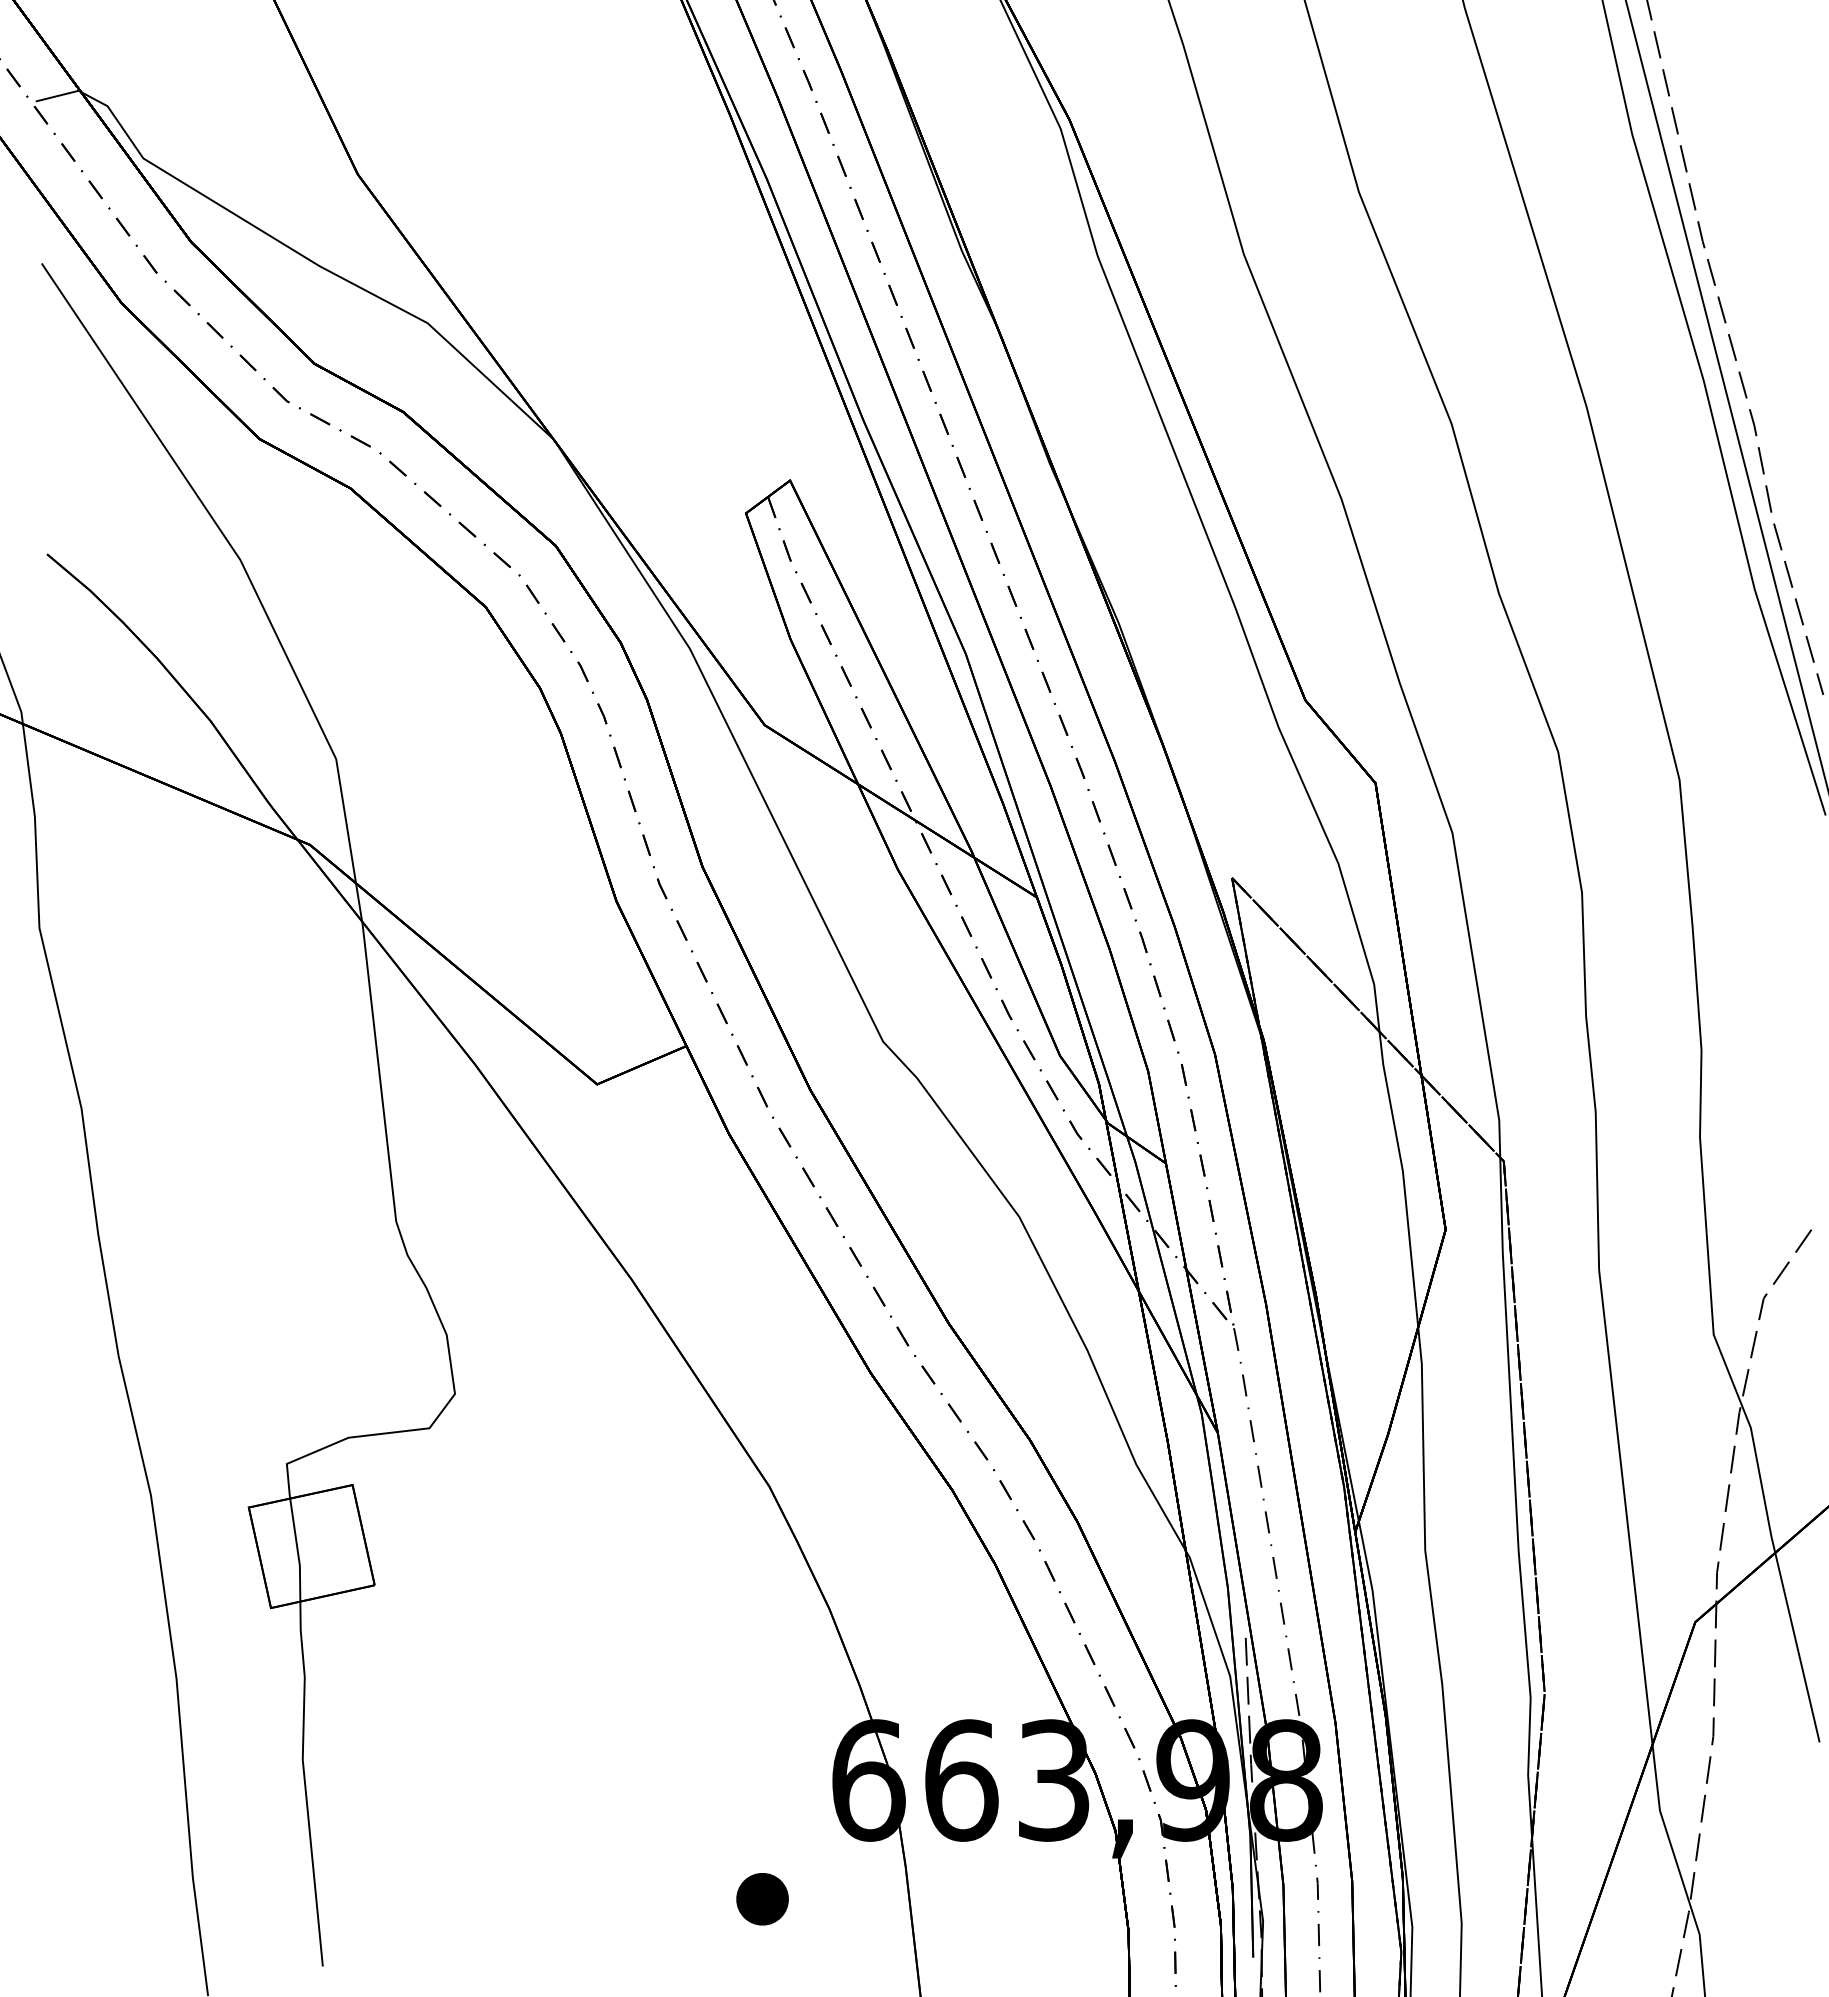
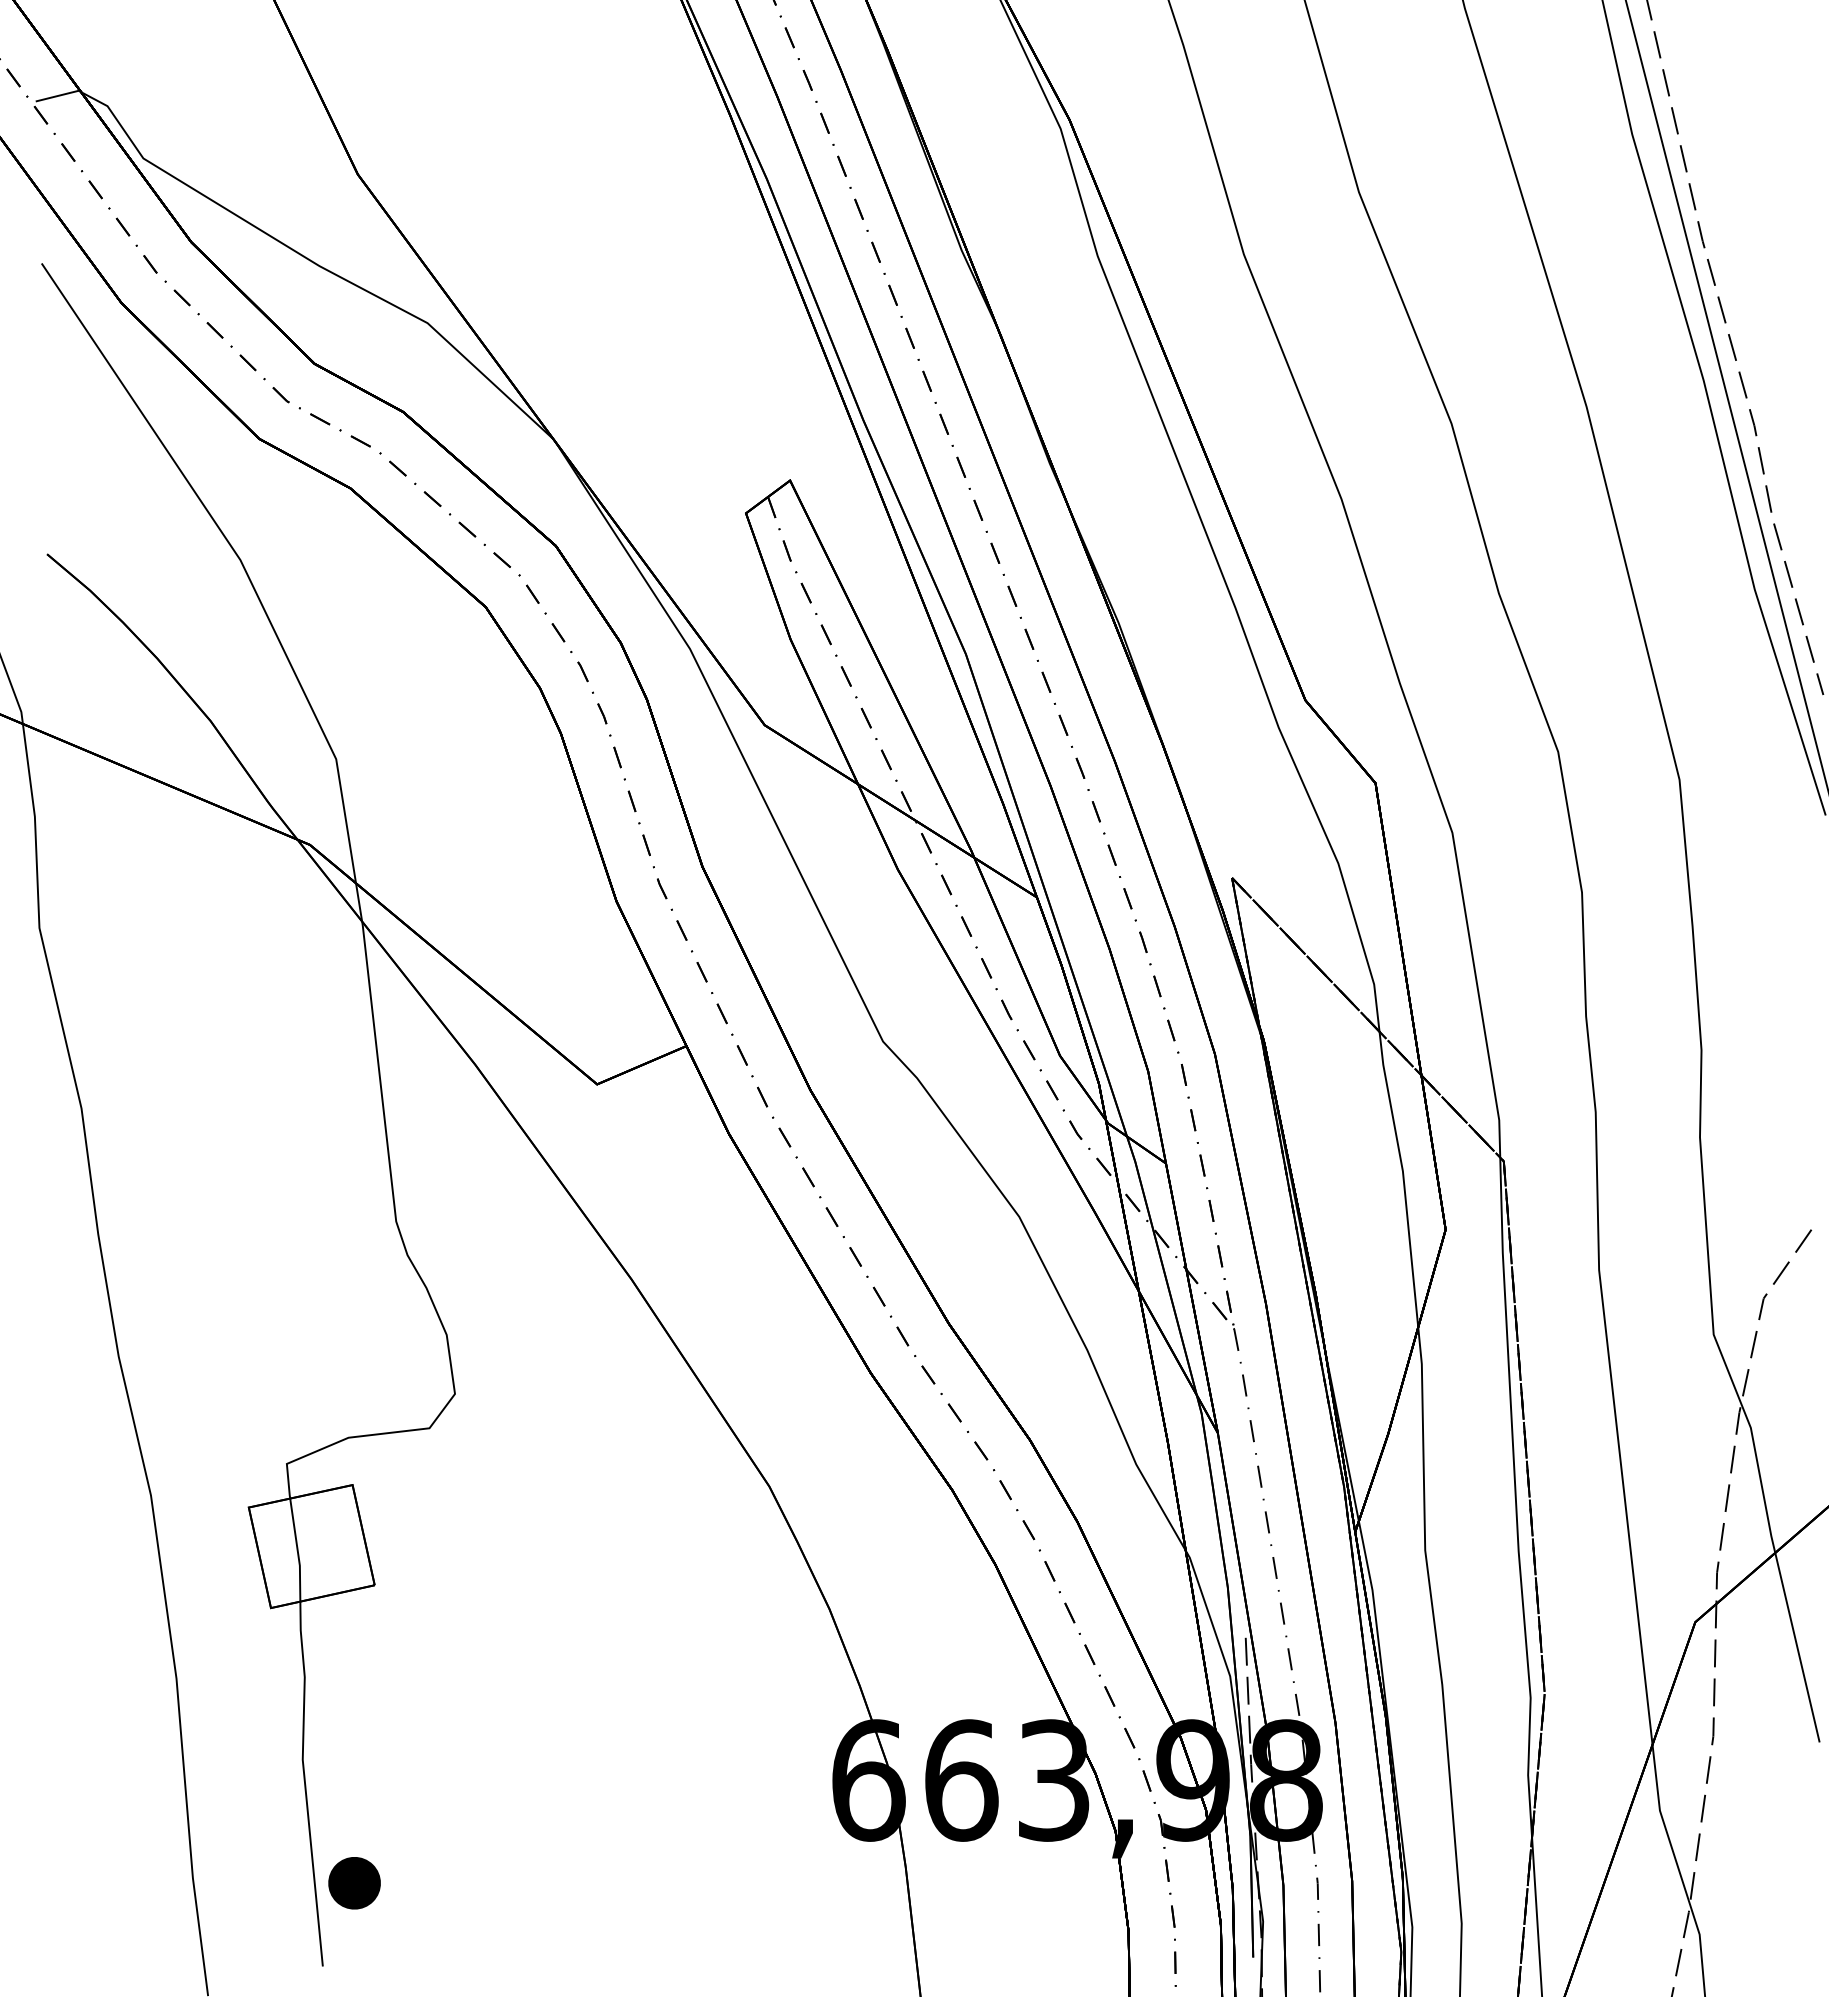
part position: (762, 1899) -> (354, 1883) (354, 1883)
